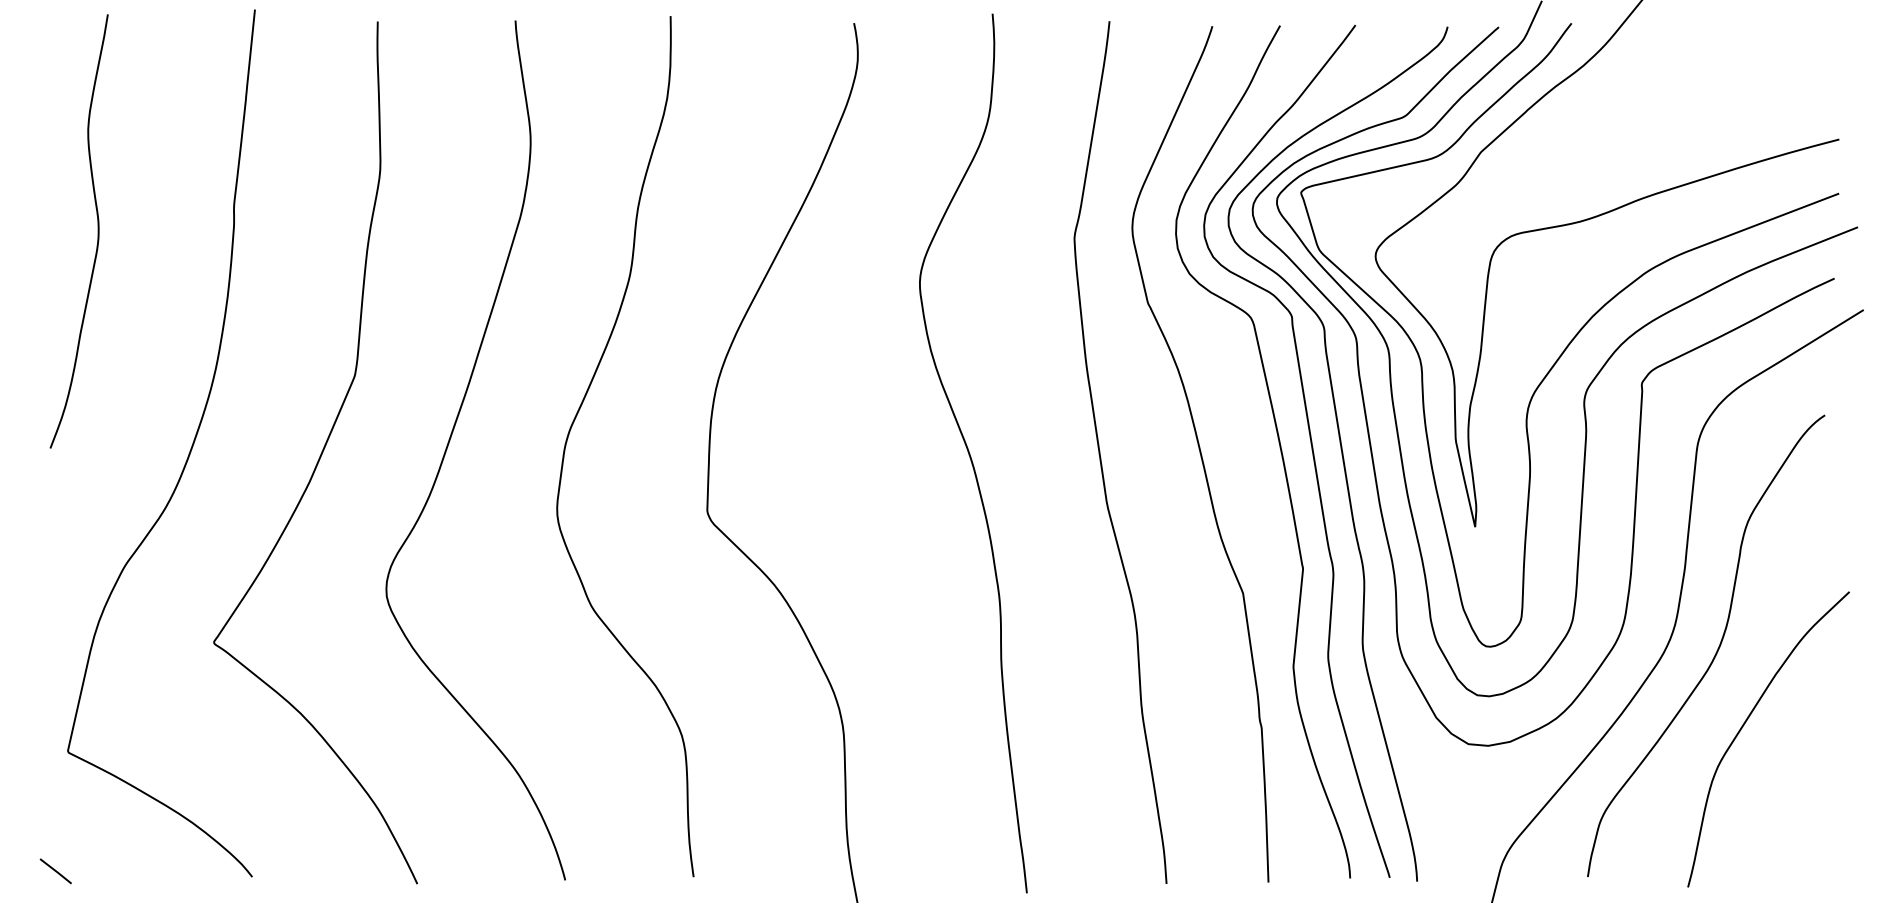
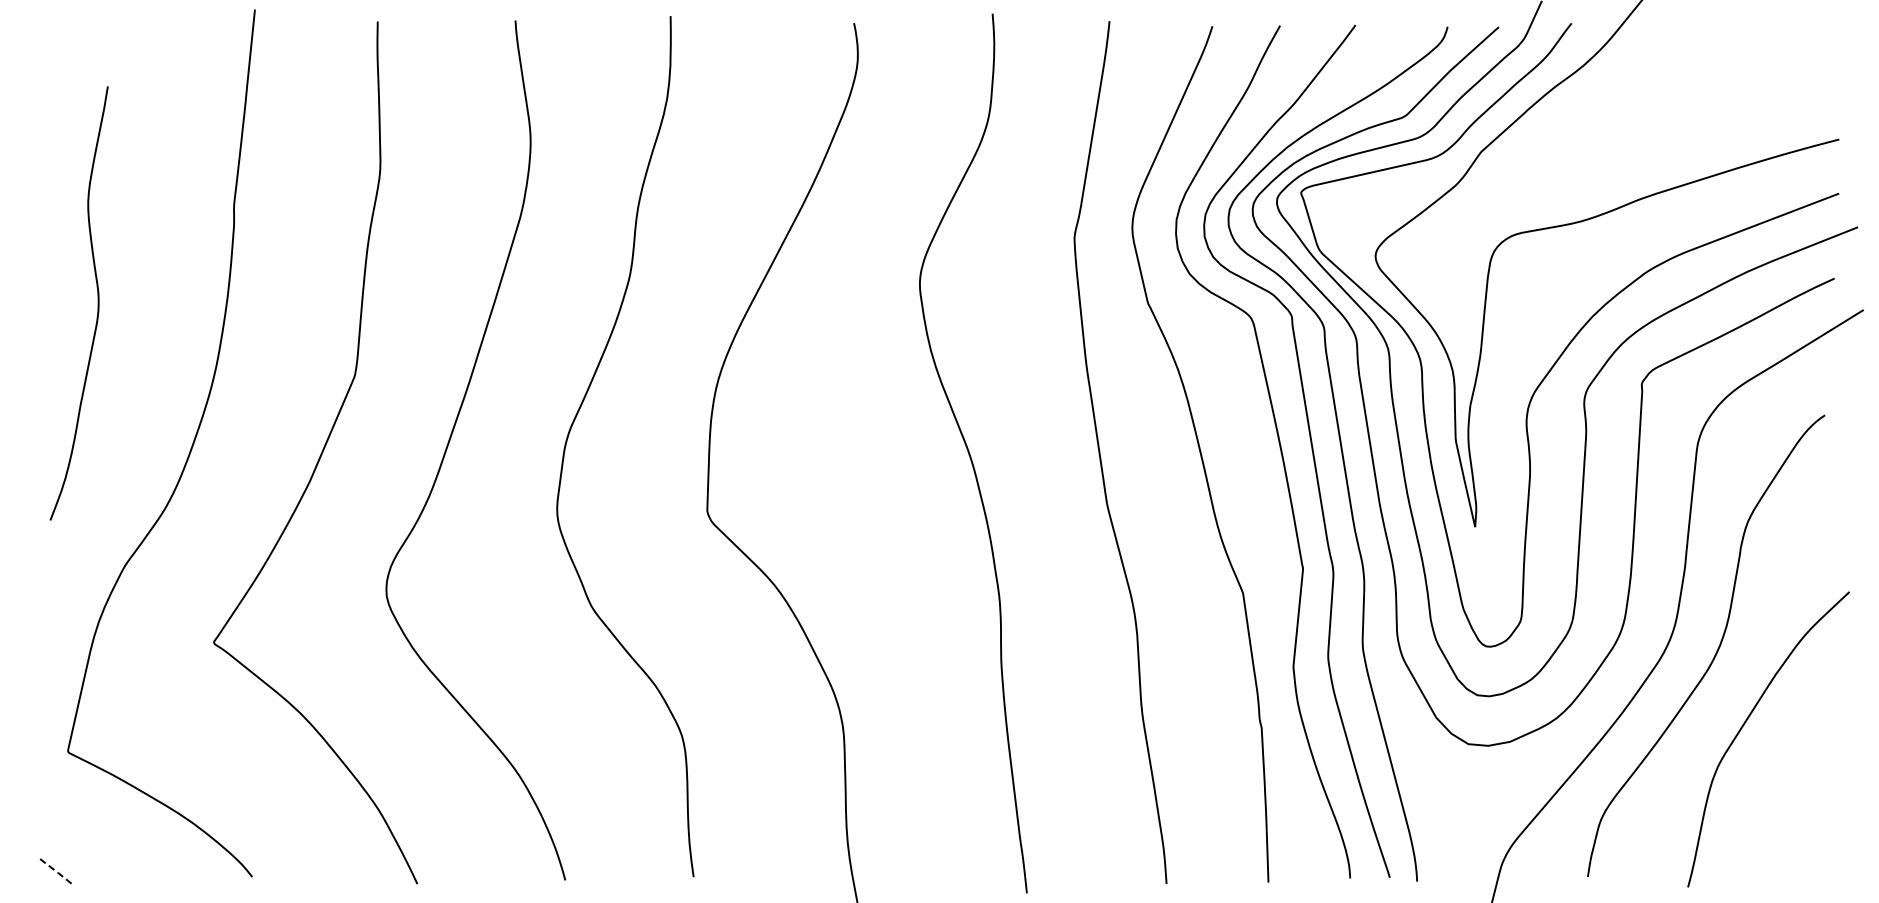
curve position: (97, 231) -> (97, 303) (97, 303)
line: solid -> dashed (56, 871)
